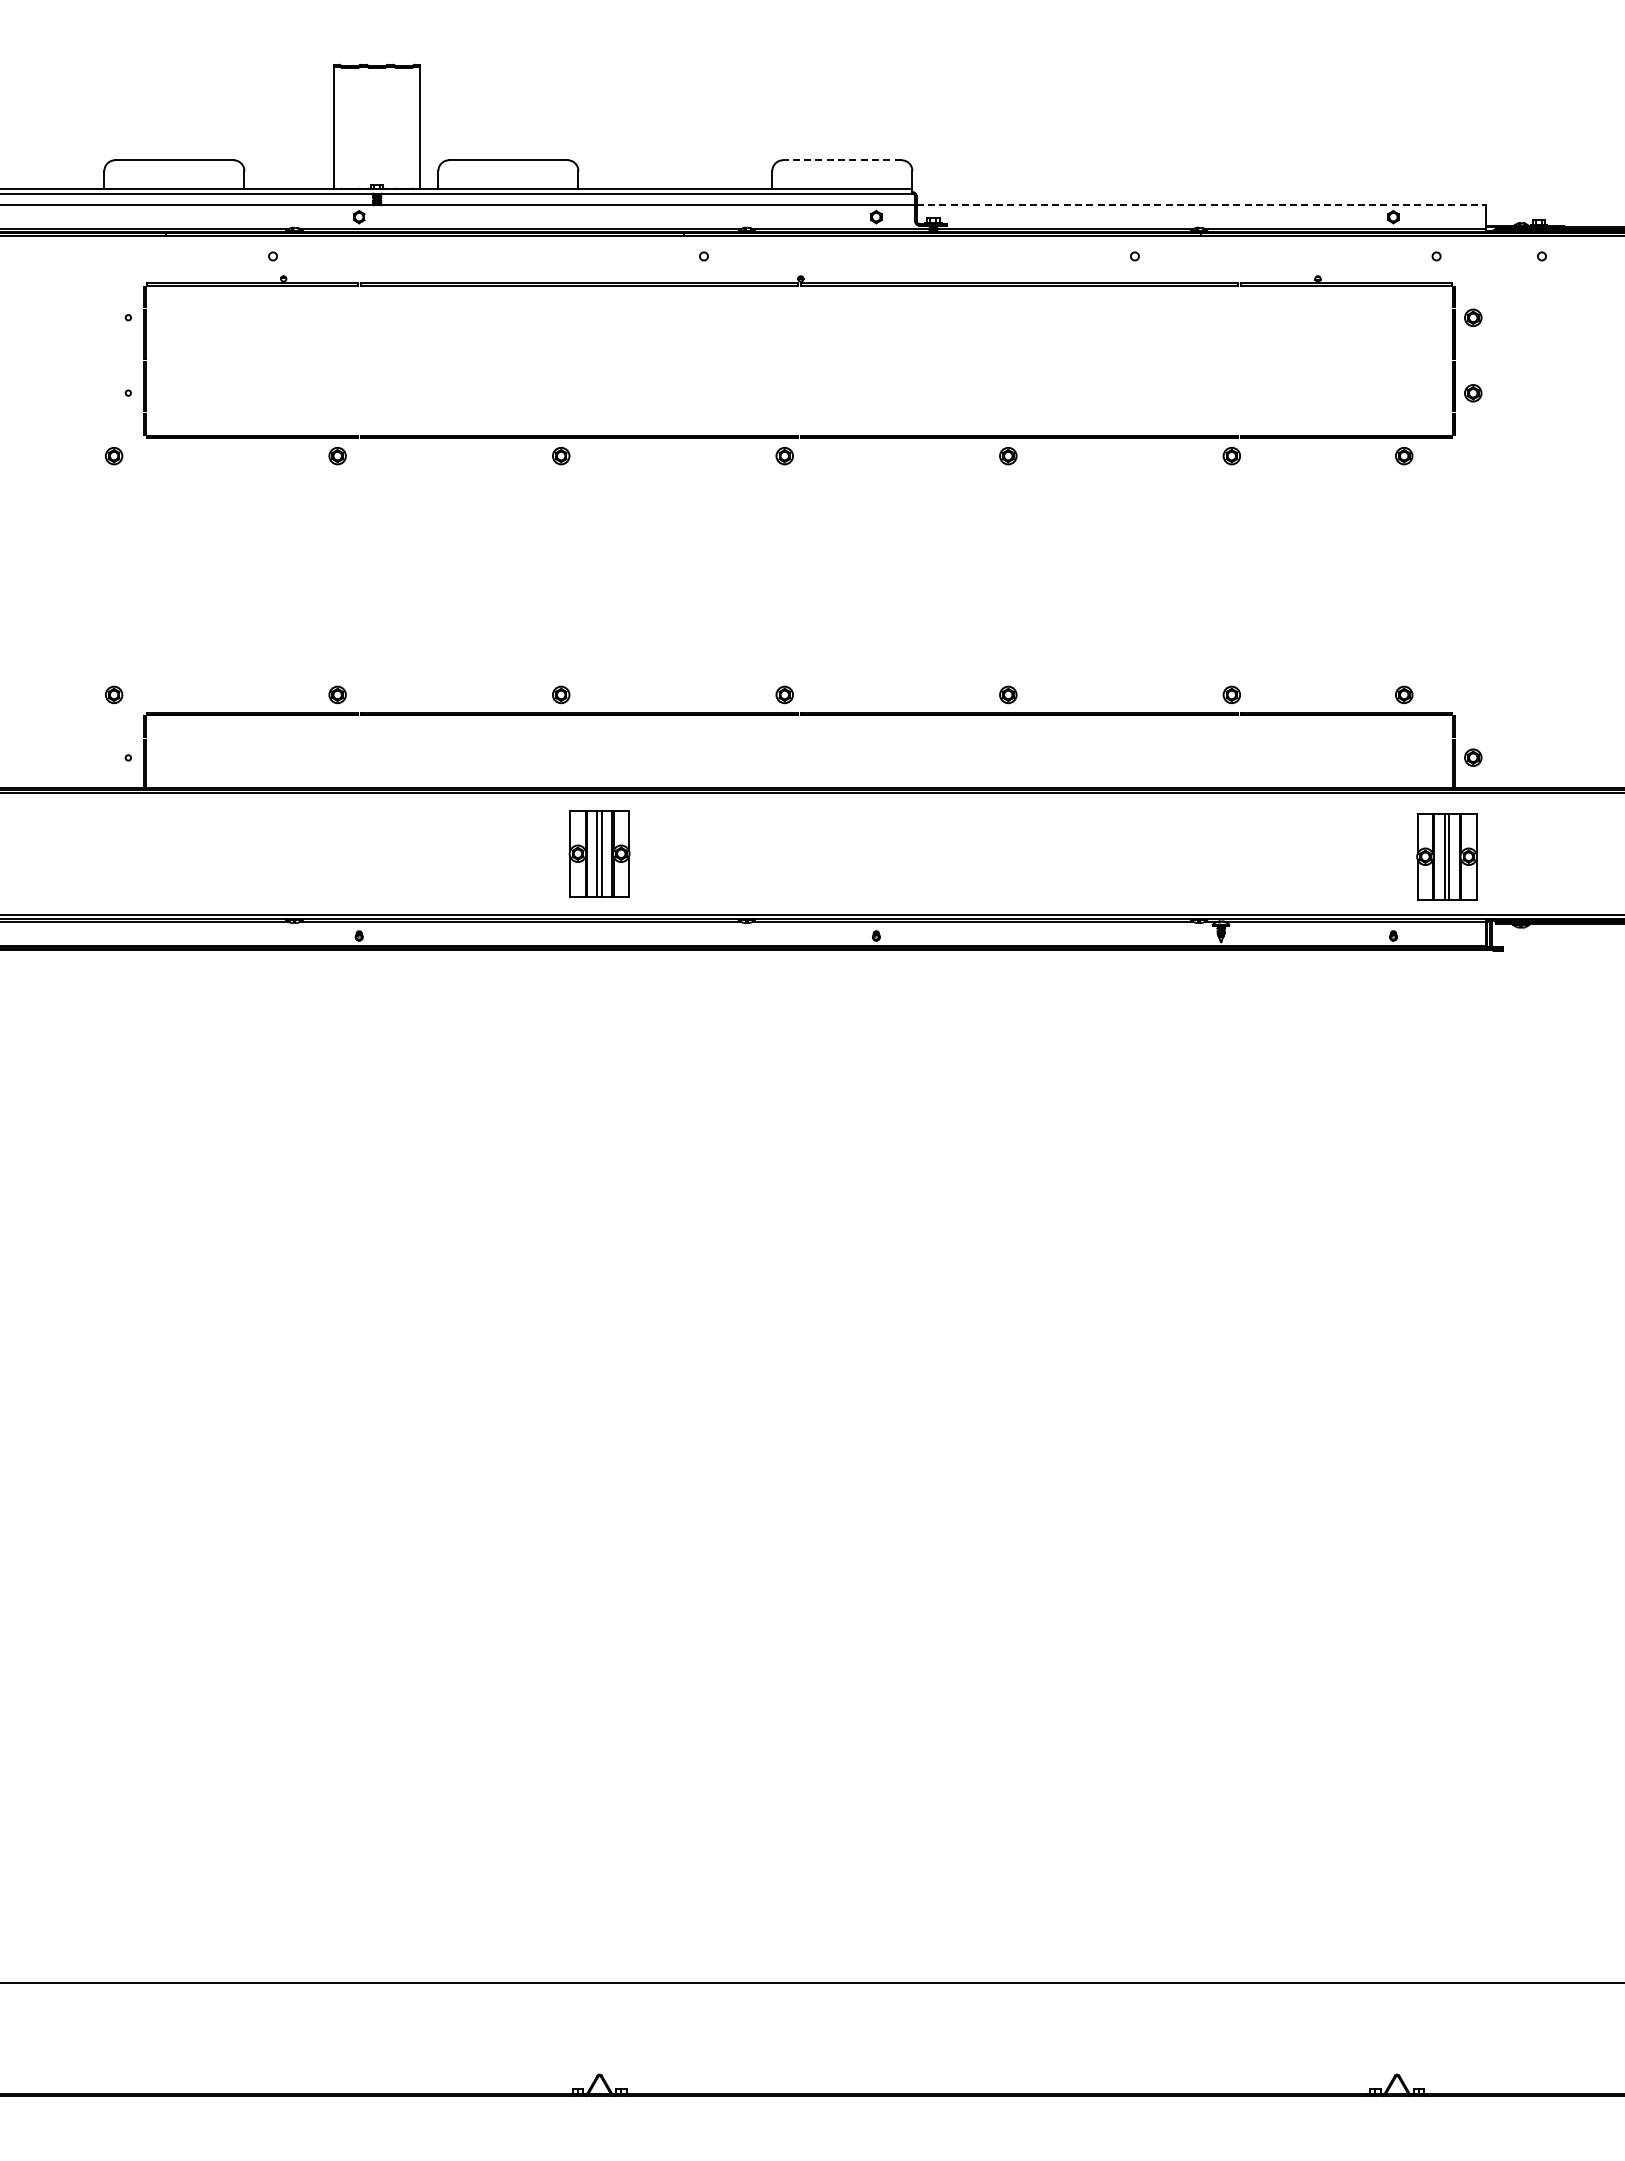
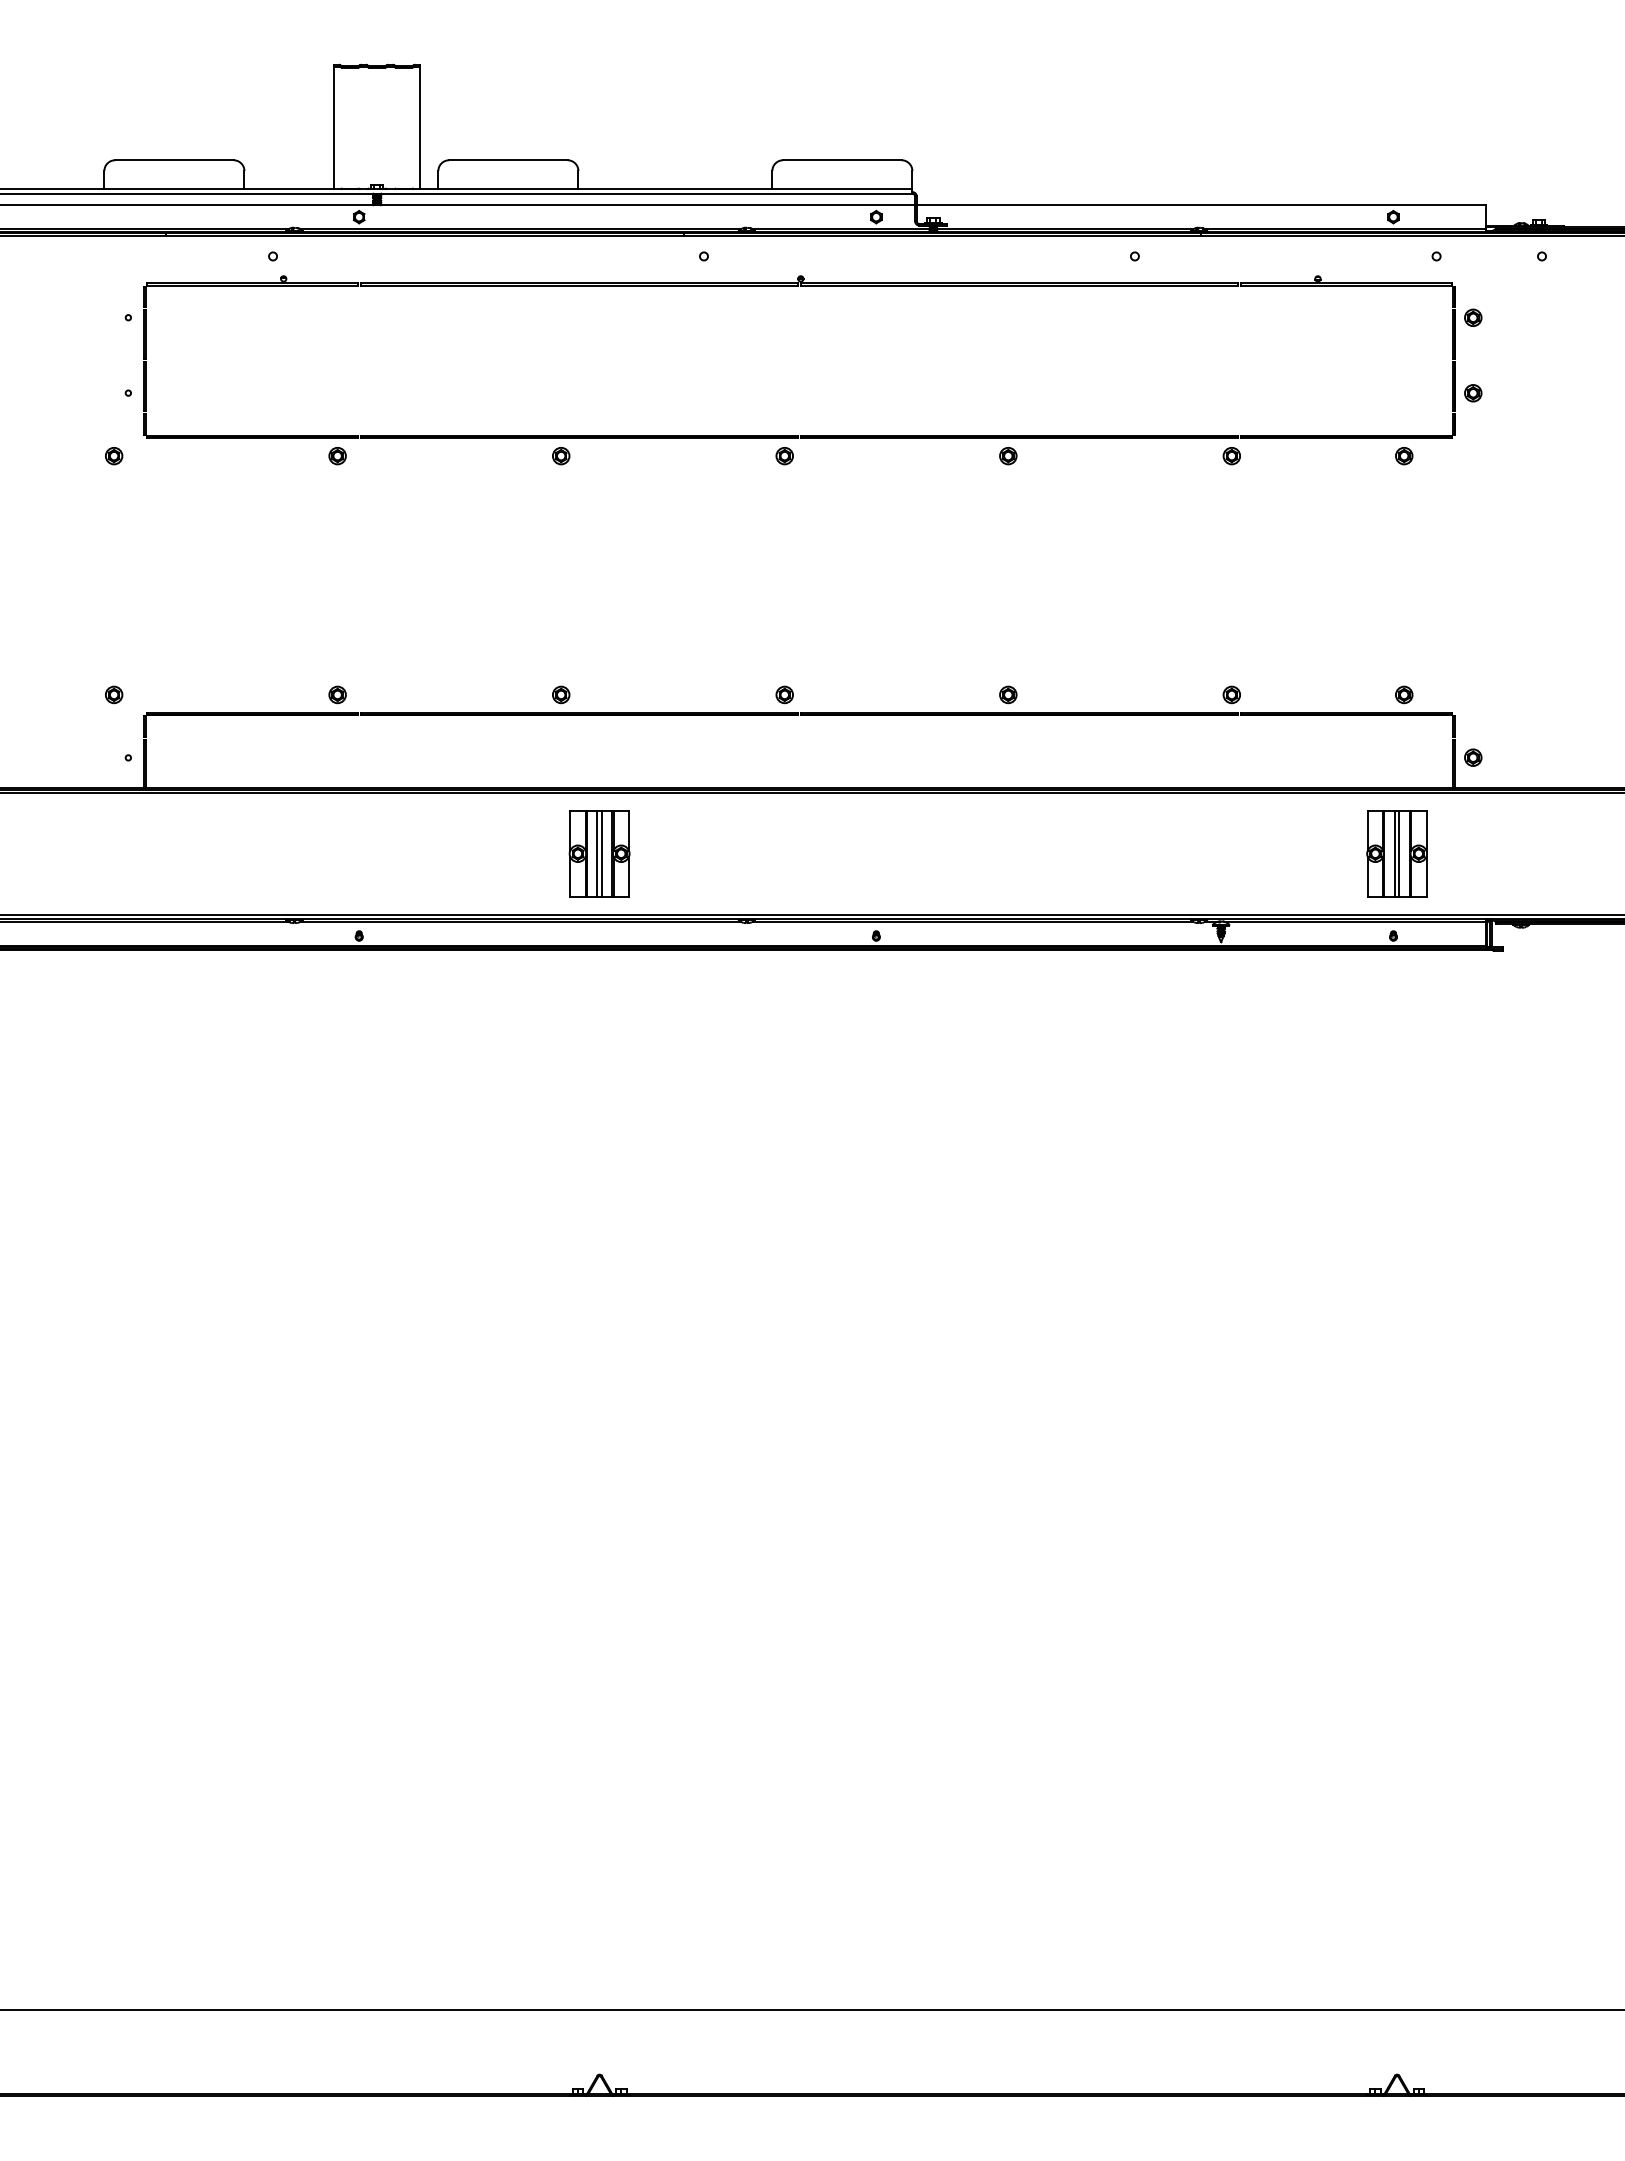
line: dashed -> solid (841, 160)
line: dashed -> solid (1201, 205)
part position: (1446, 856) -> (1396, 853) (1396, 853)
line position: (811, 1983) -> (811, 2010) (811, 2010)
